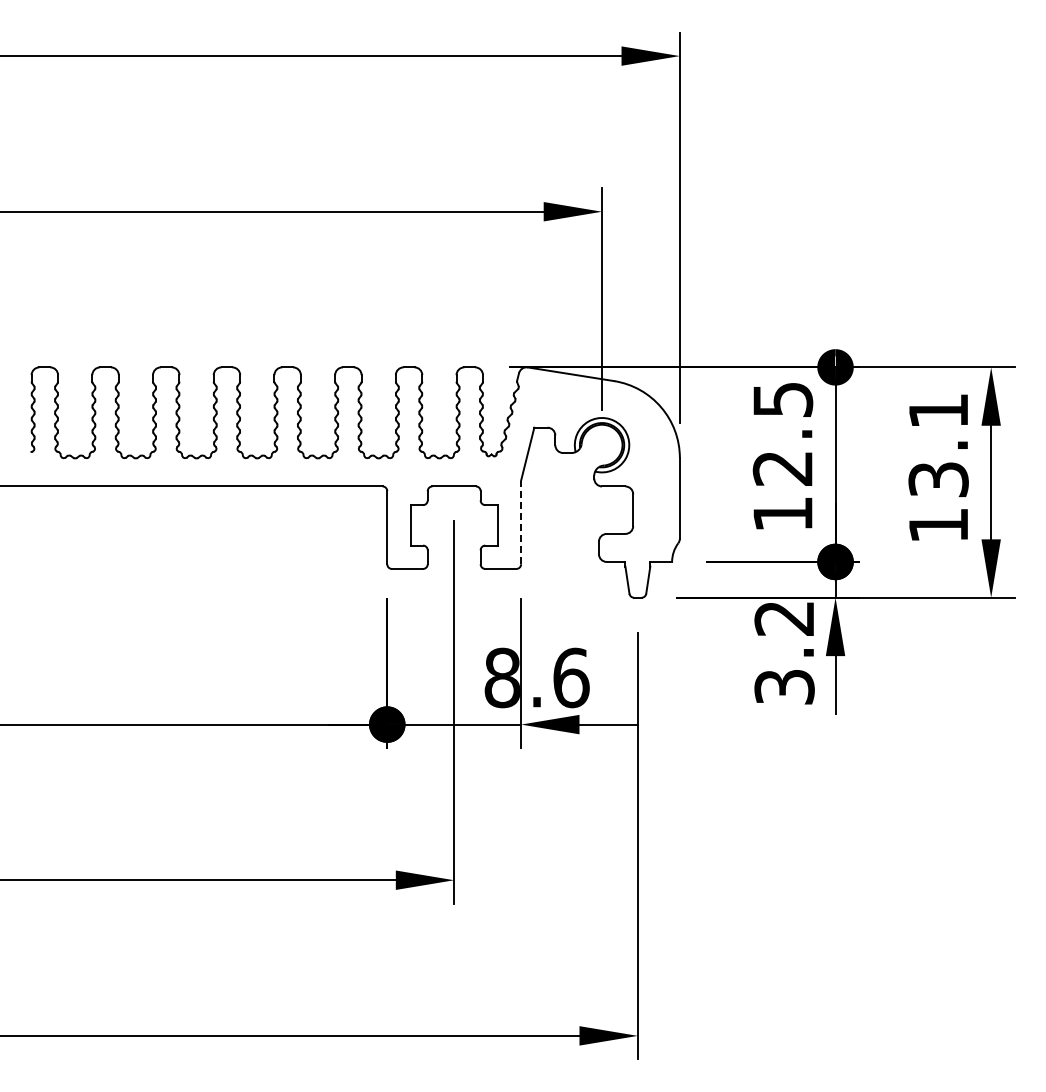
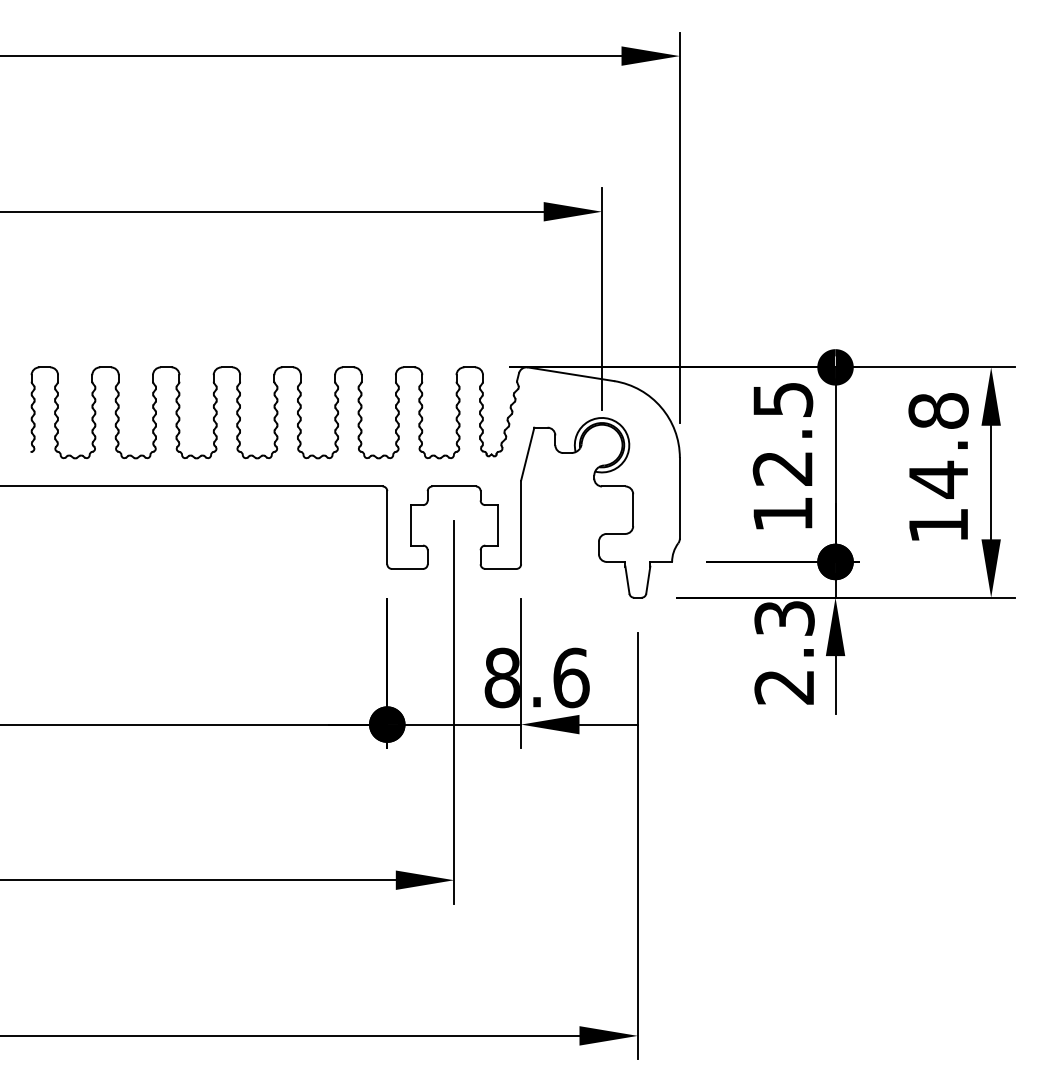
text: 13.1 -> 14.8 (938, 445)
line: dashed -> solid (521, 522)
text: 3.2 -> 2.3 (784, 652)
